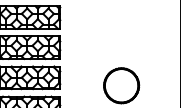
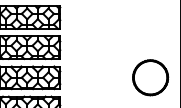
part position: (121, 85) -> (150, 77) (150, 77)
